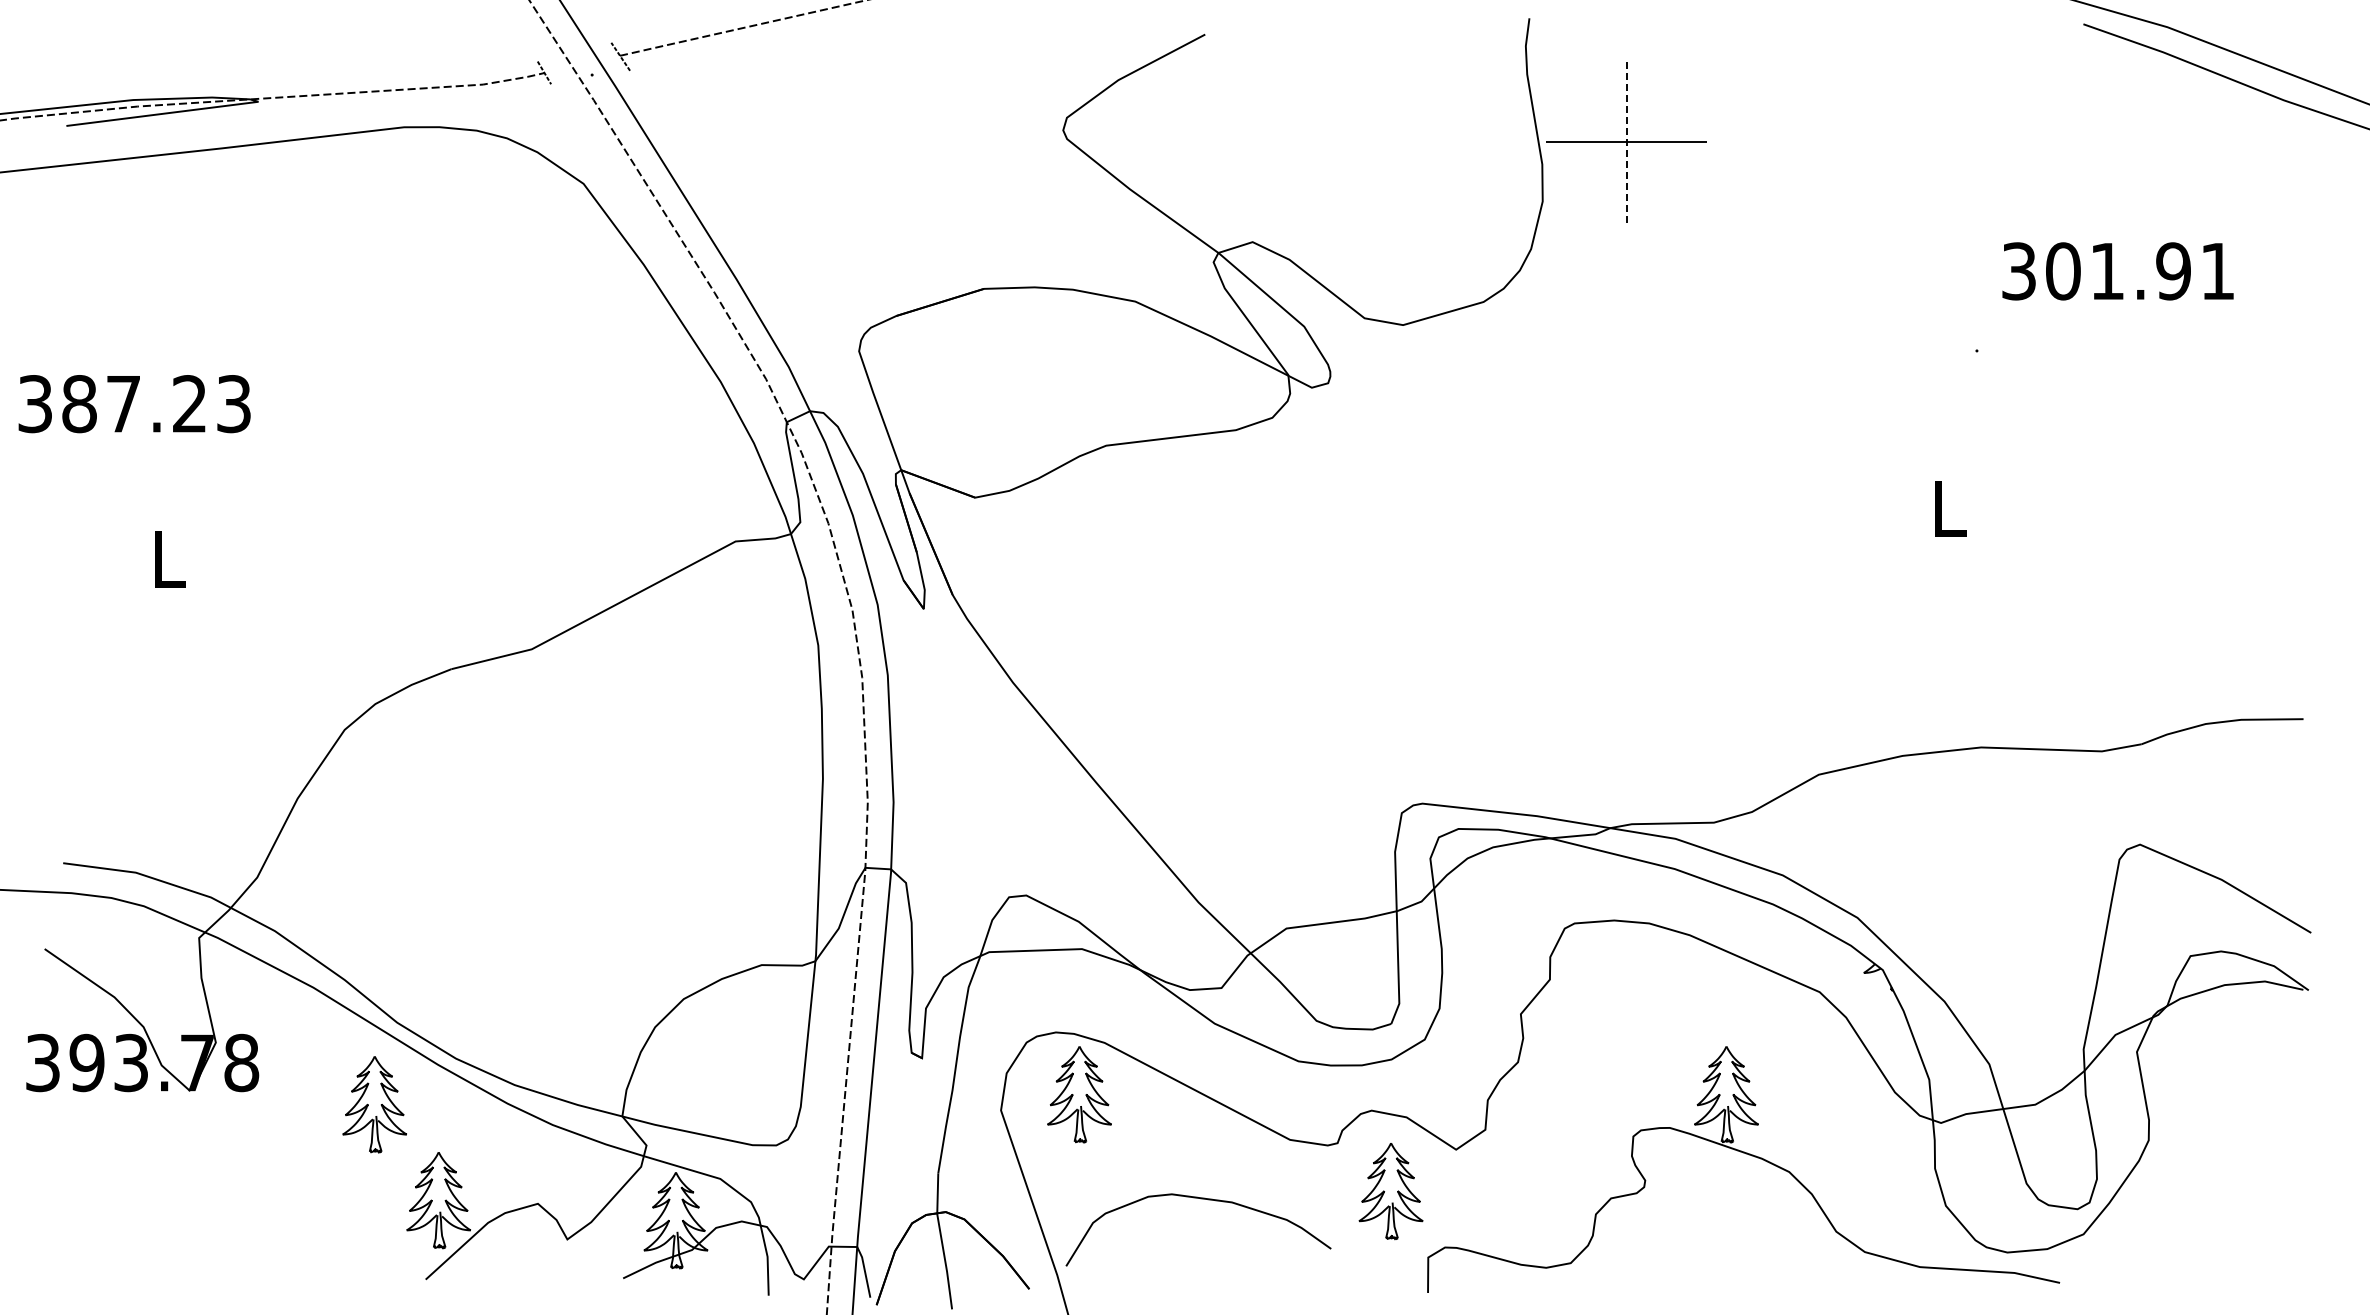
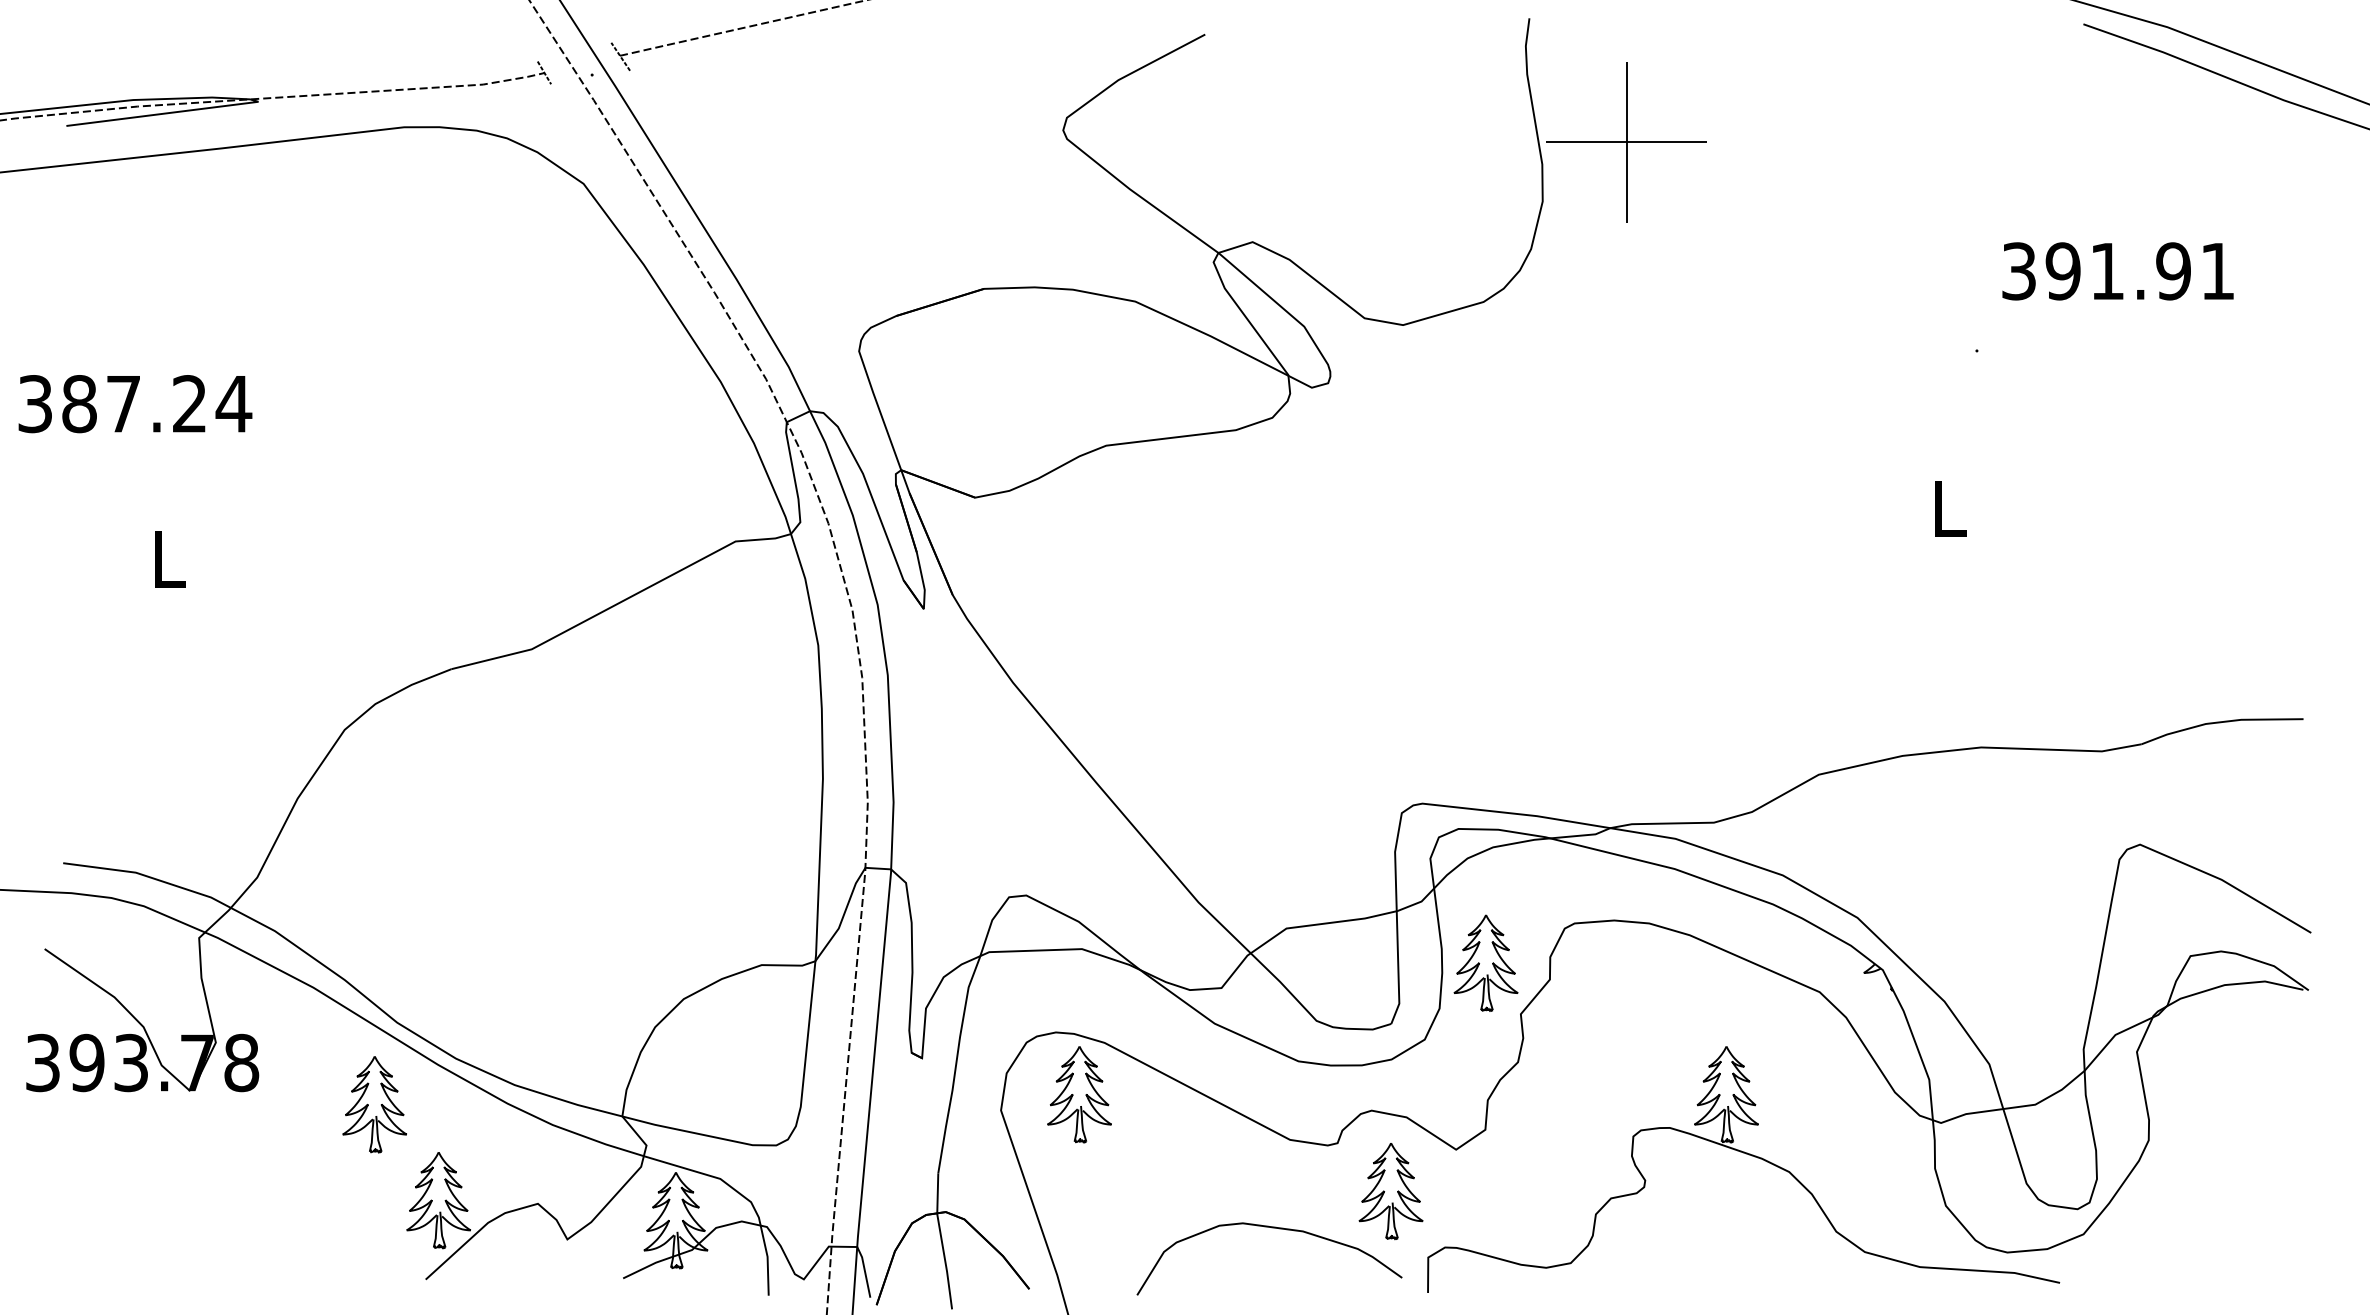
line: dashed -> solid (1626, 141)
text: 301.91 -> 391.91 (2062, 271)
text: 387.23 -> 387.24 (233, 404)
part: none -> present (1485, 962)
curve position: (1200, 1199) -> (1271, 1228) (1271, 1228)
